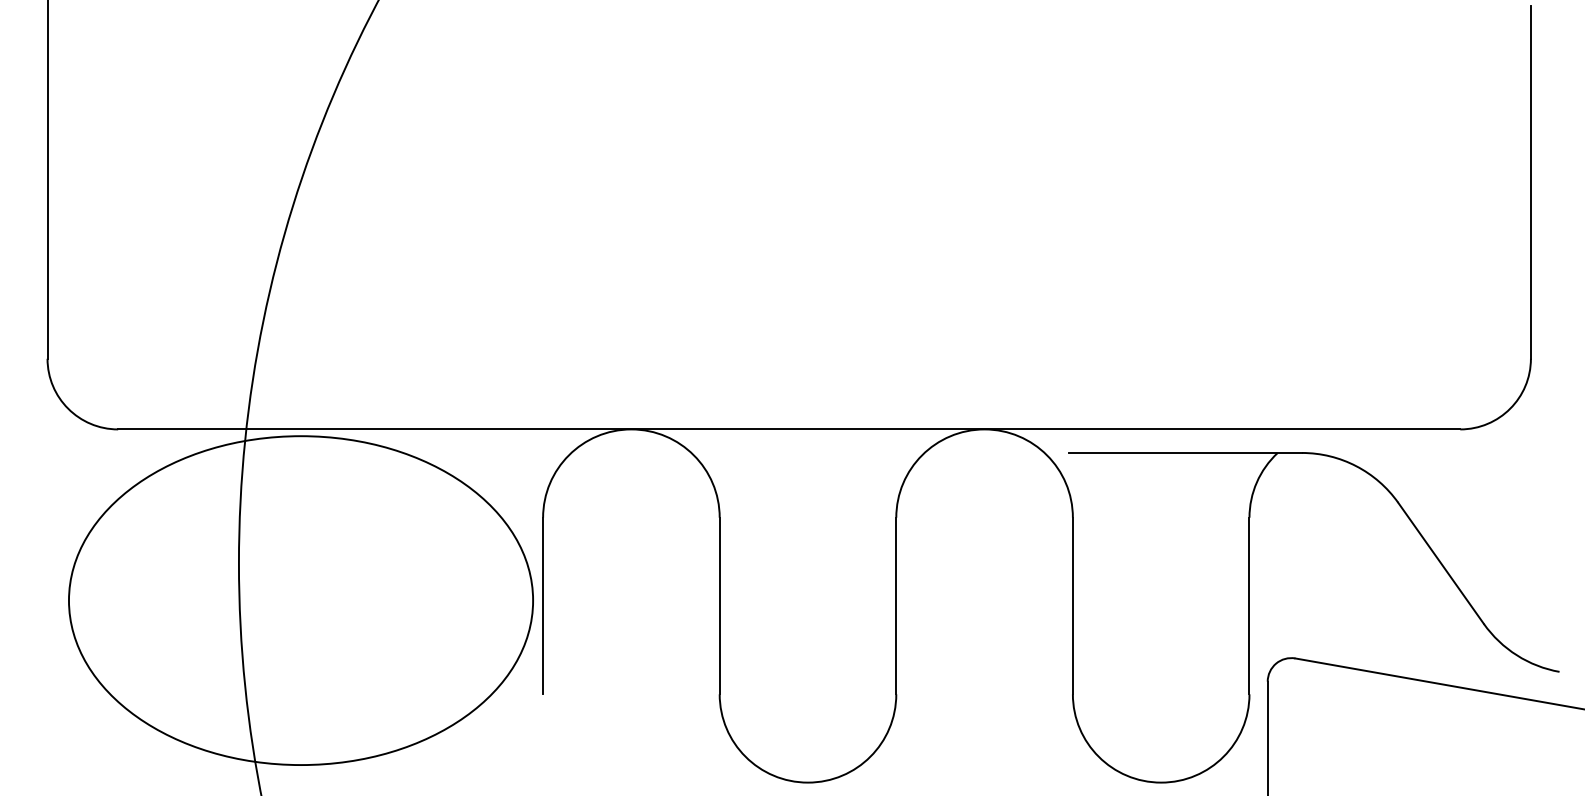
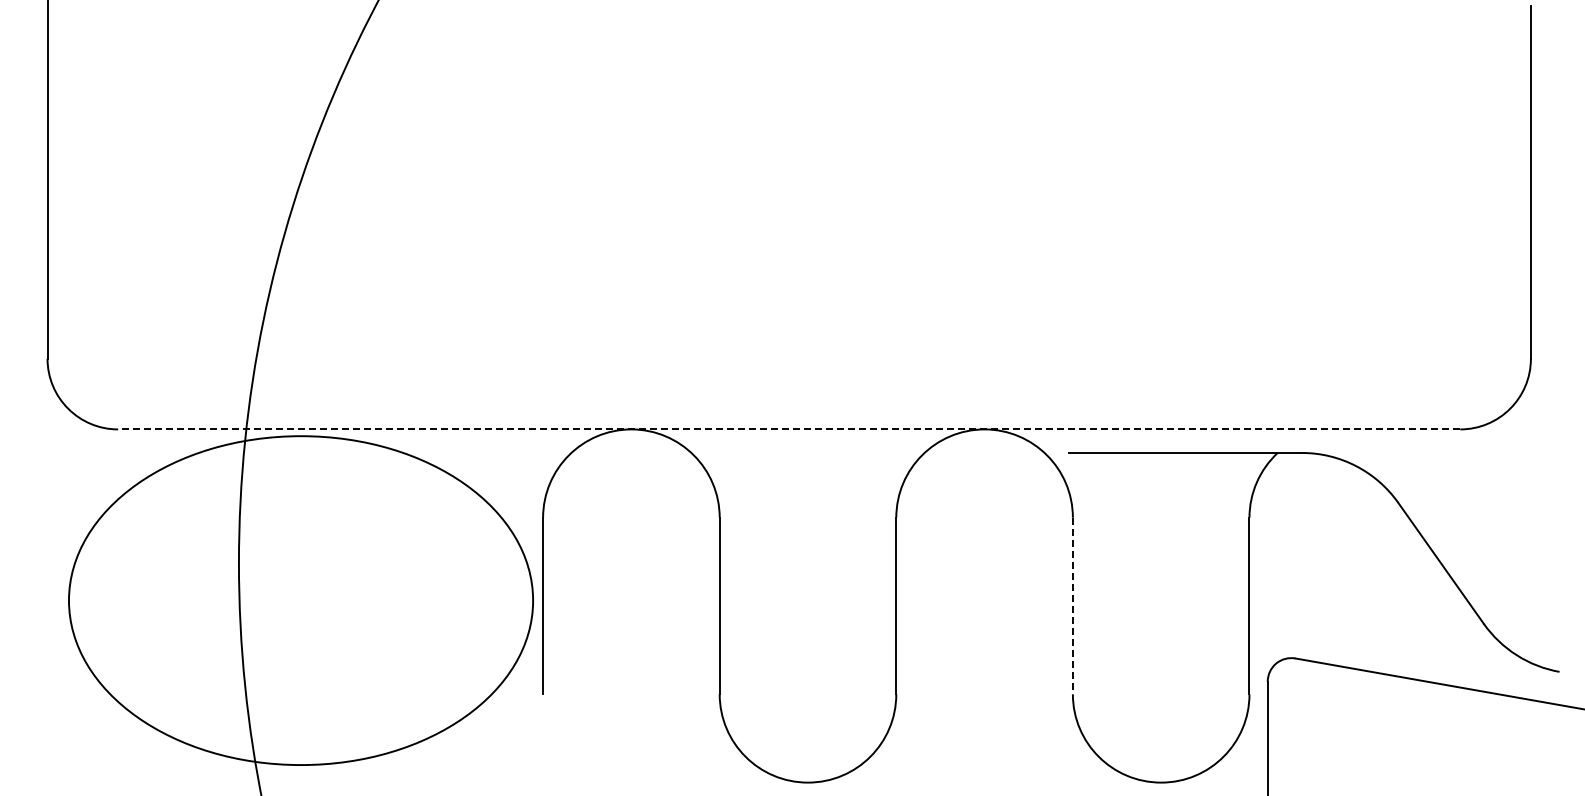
line: solid -> dashed (788, 429)
line: solid -> dashed (1072, 606)
